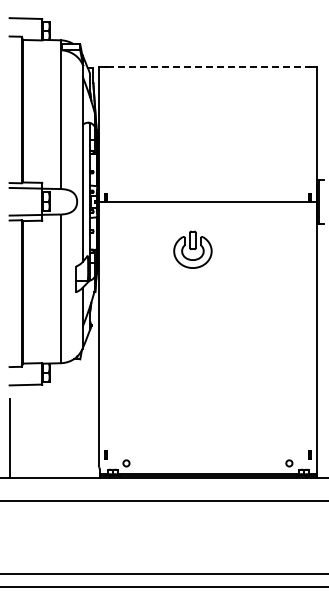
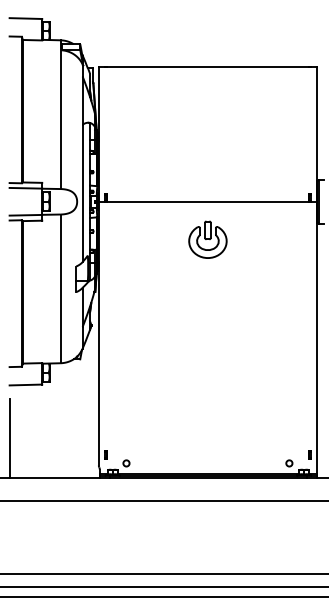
line: dashed -> solid (208, 66)
part position: (192, 249) -> (207, 239) (207, 239)
line: none -> present (163, 596)
